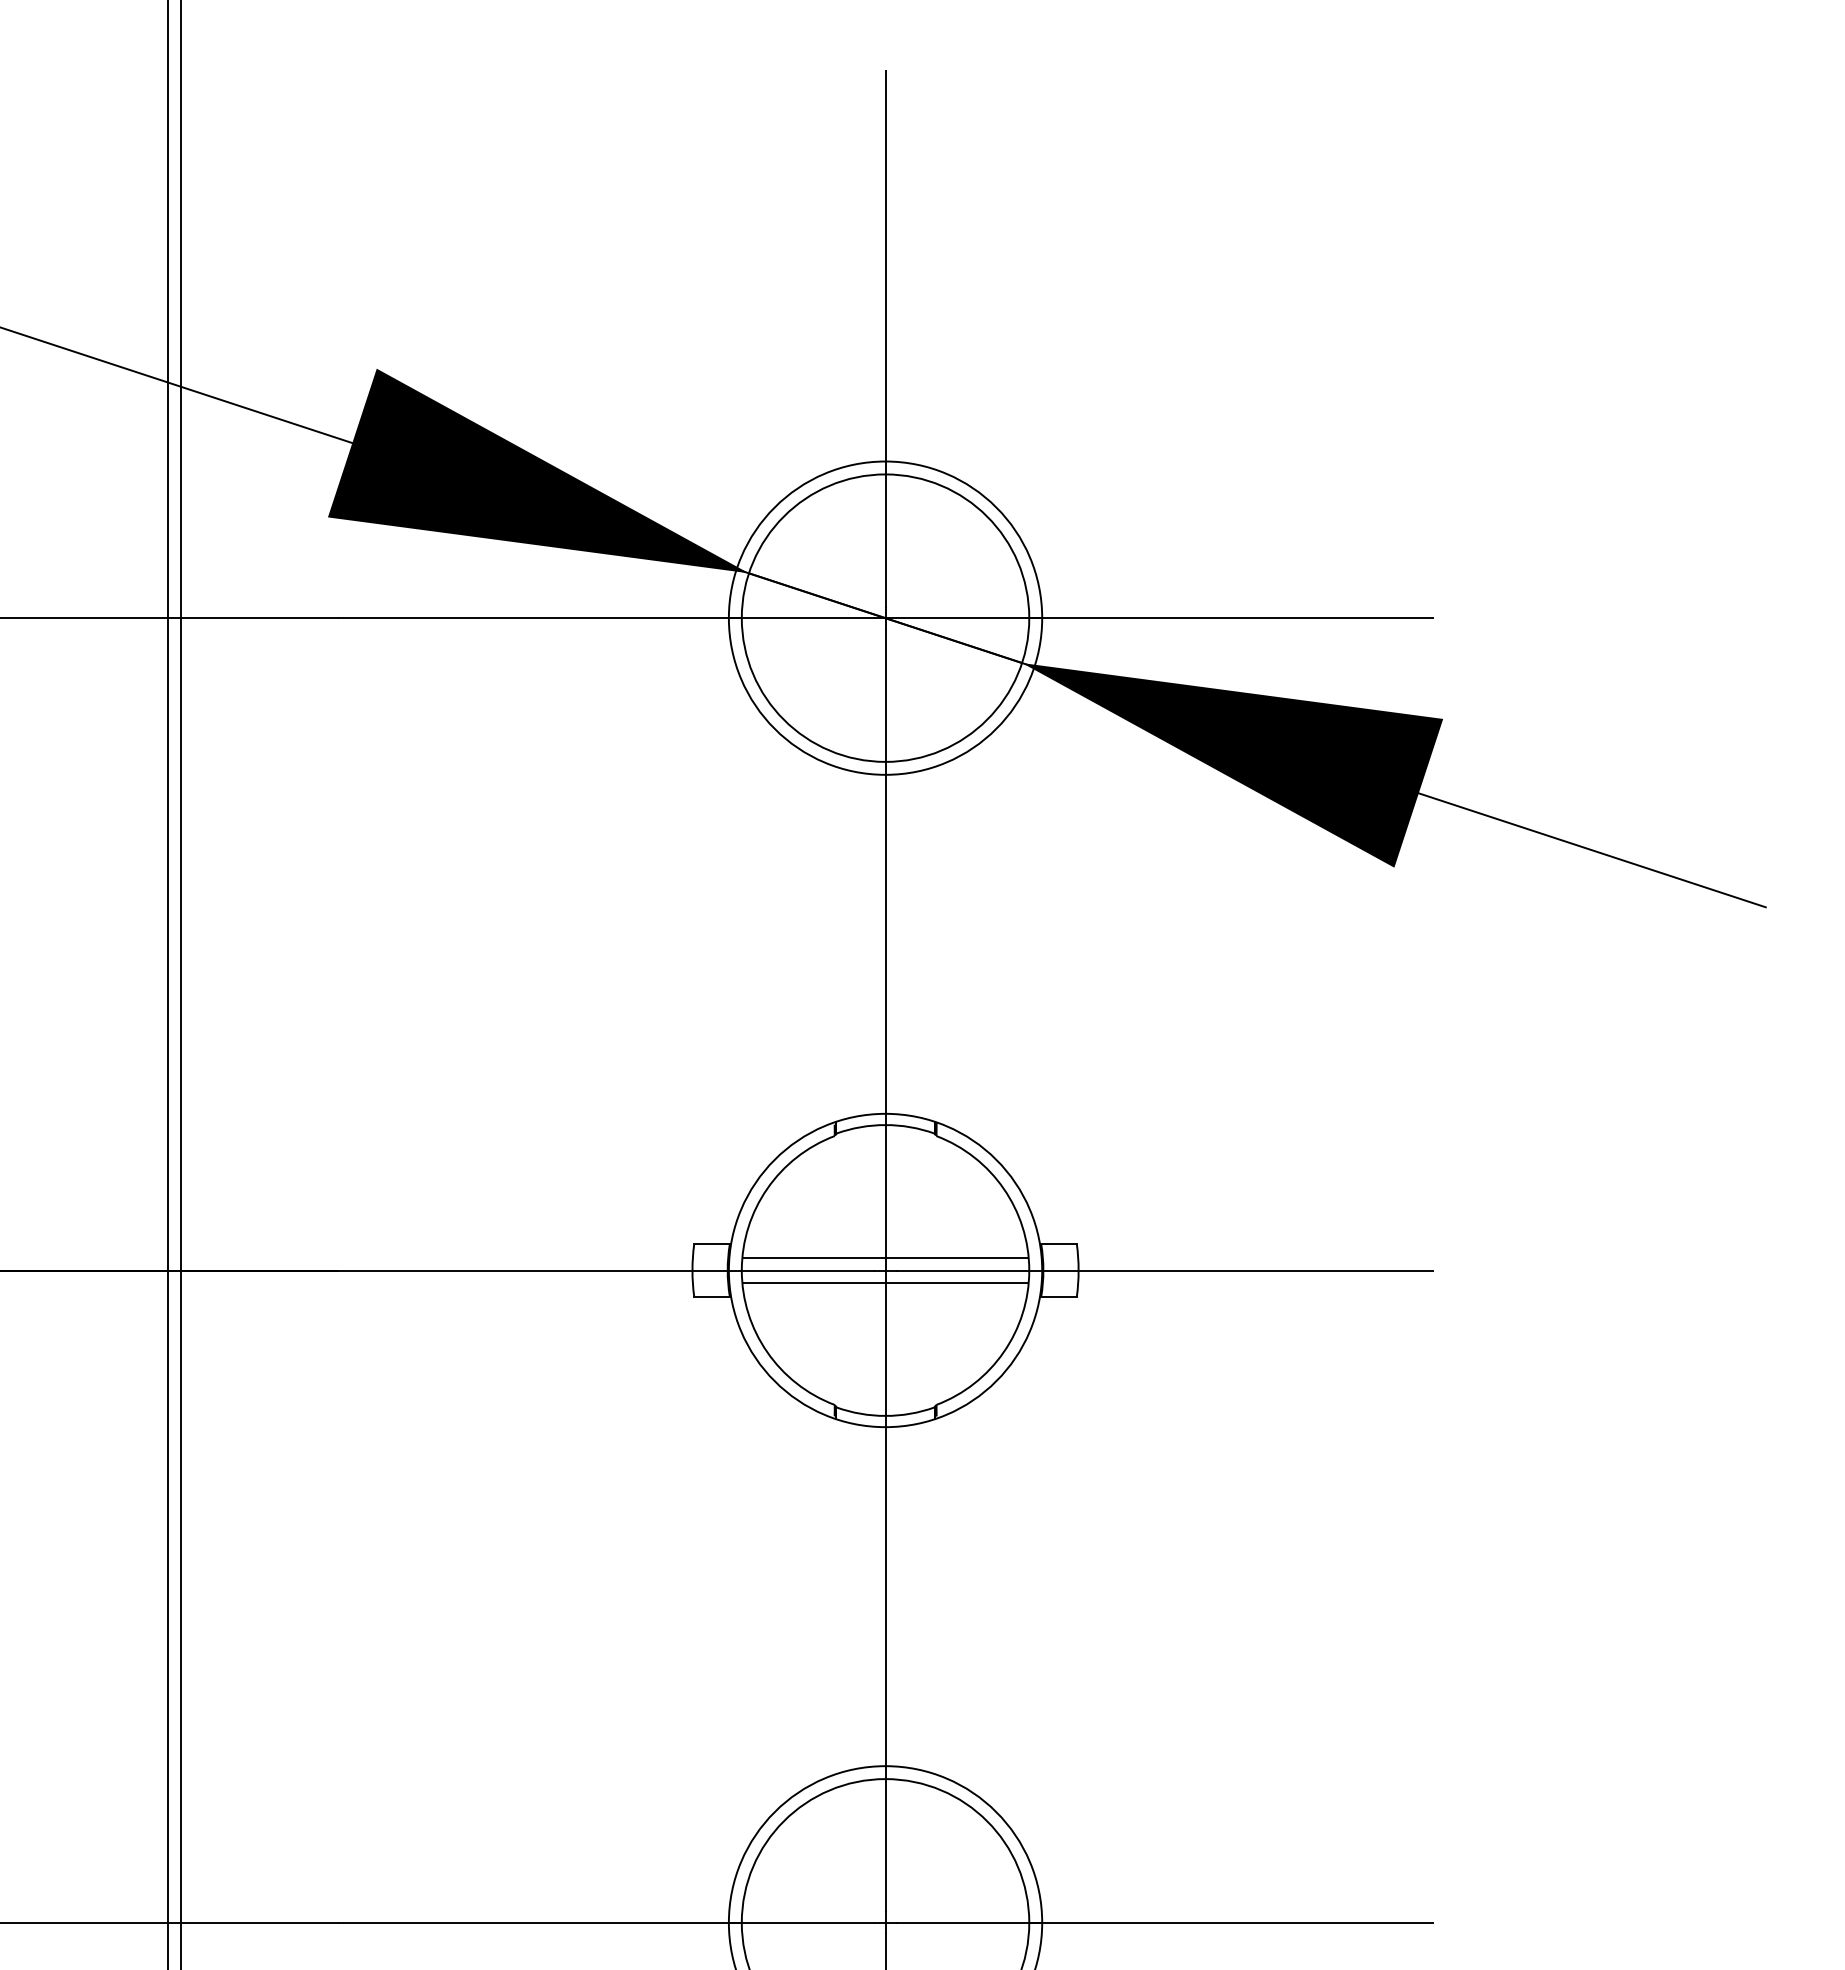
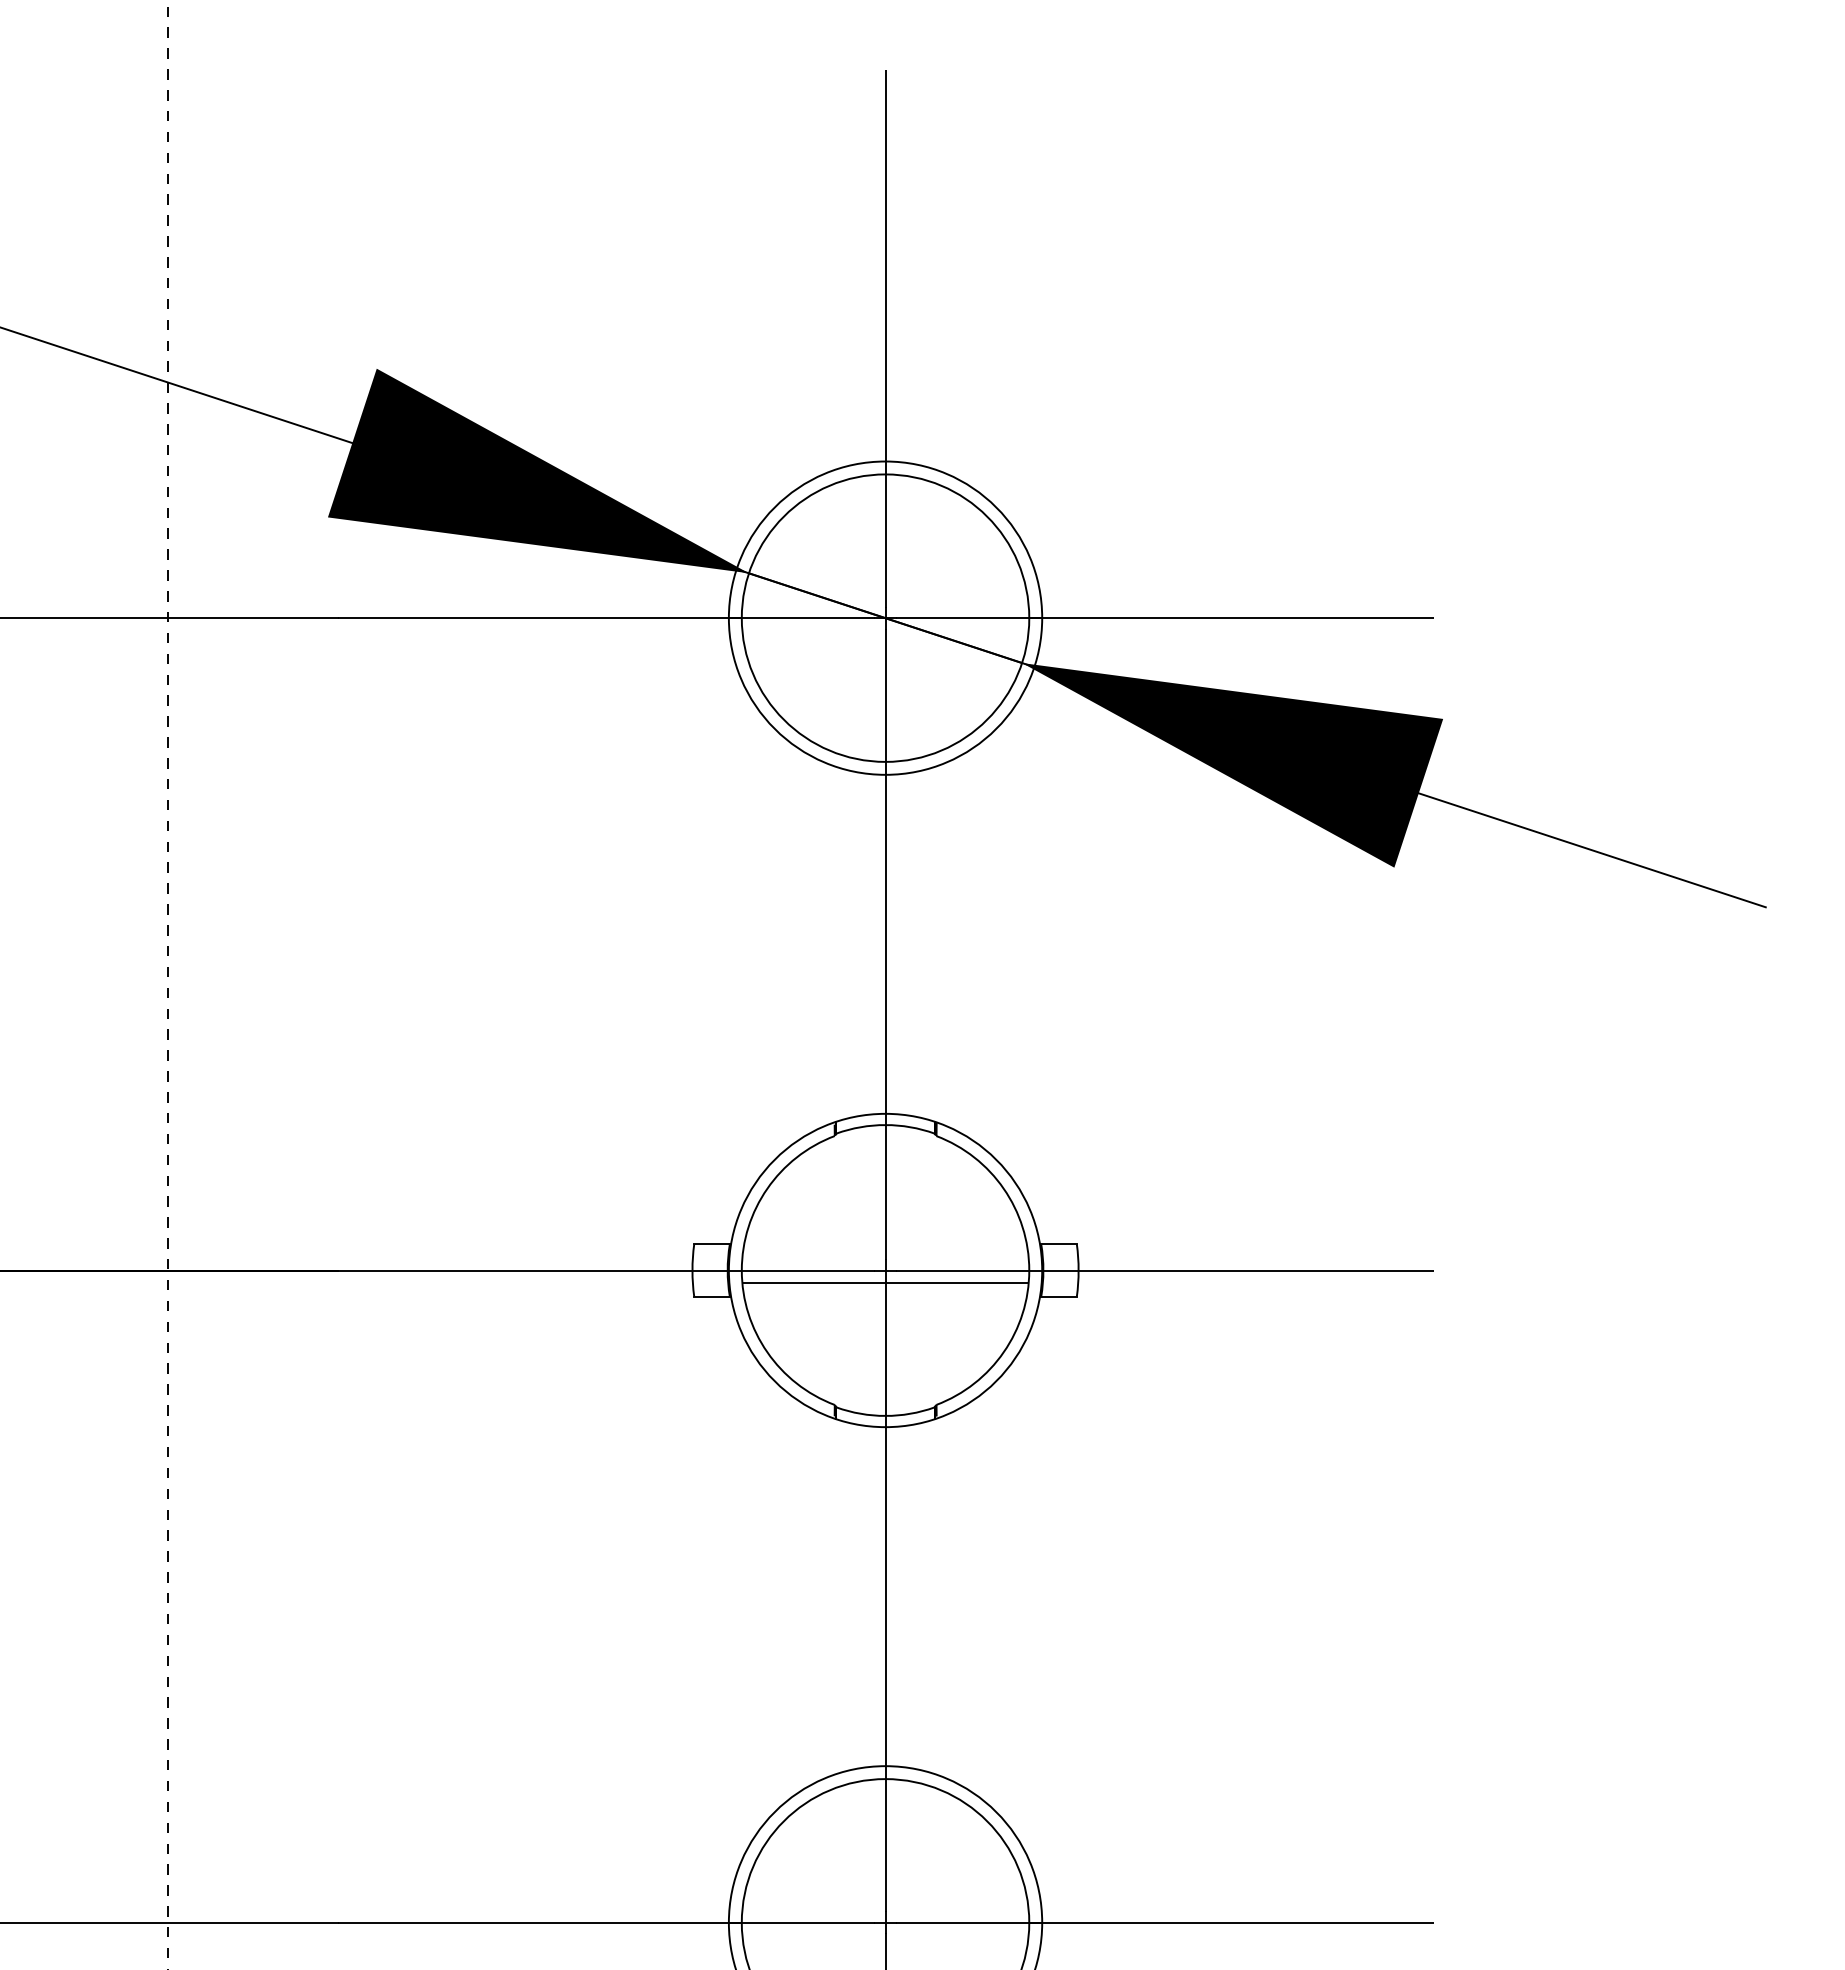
line: present -> none (181, 984)
line: solid -> dashed (167, 985)
line: present -> none (885, 1257)
